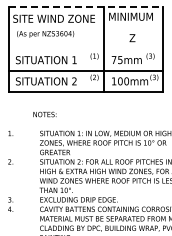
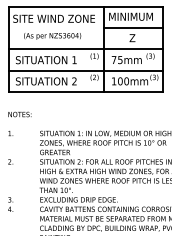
line: dashed -> solid (85, 6)
line: none -> present (133, 28)
text position: (45, 34) -> (52, 36) (52, 36)
line: none -> present (85, 49)
text position: (44, 114) -> (19, 114) (19, 114)
